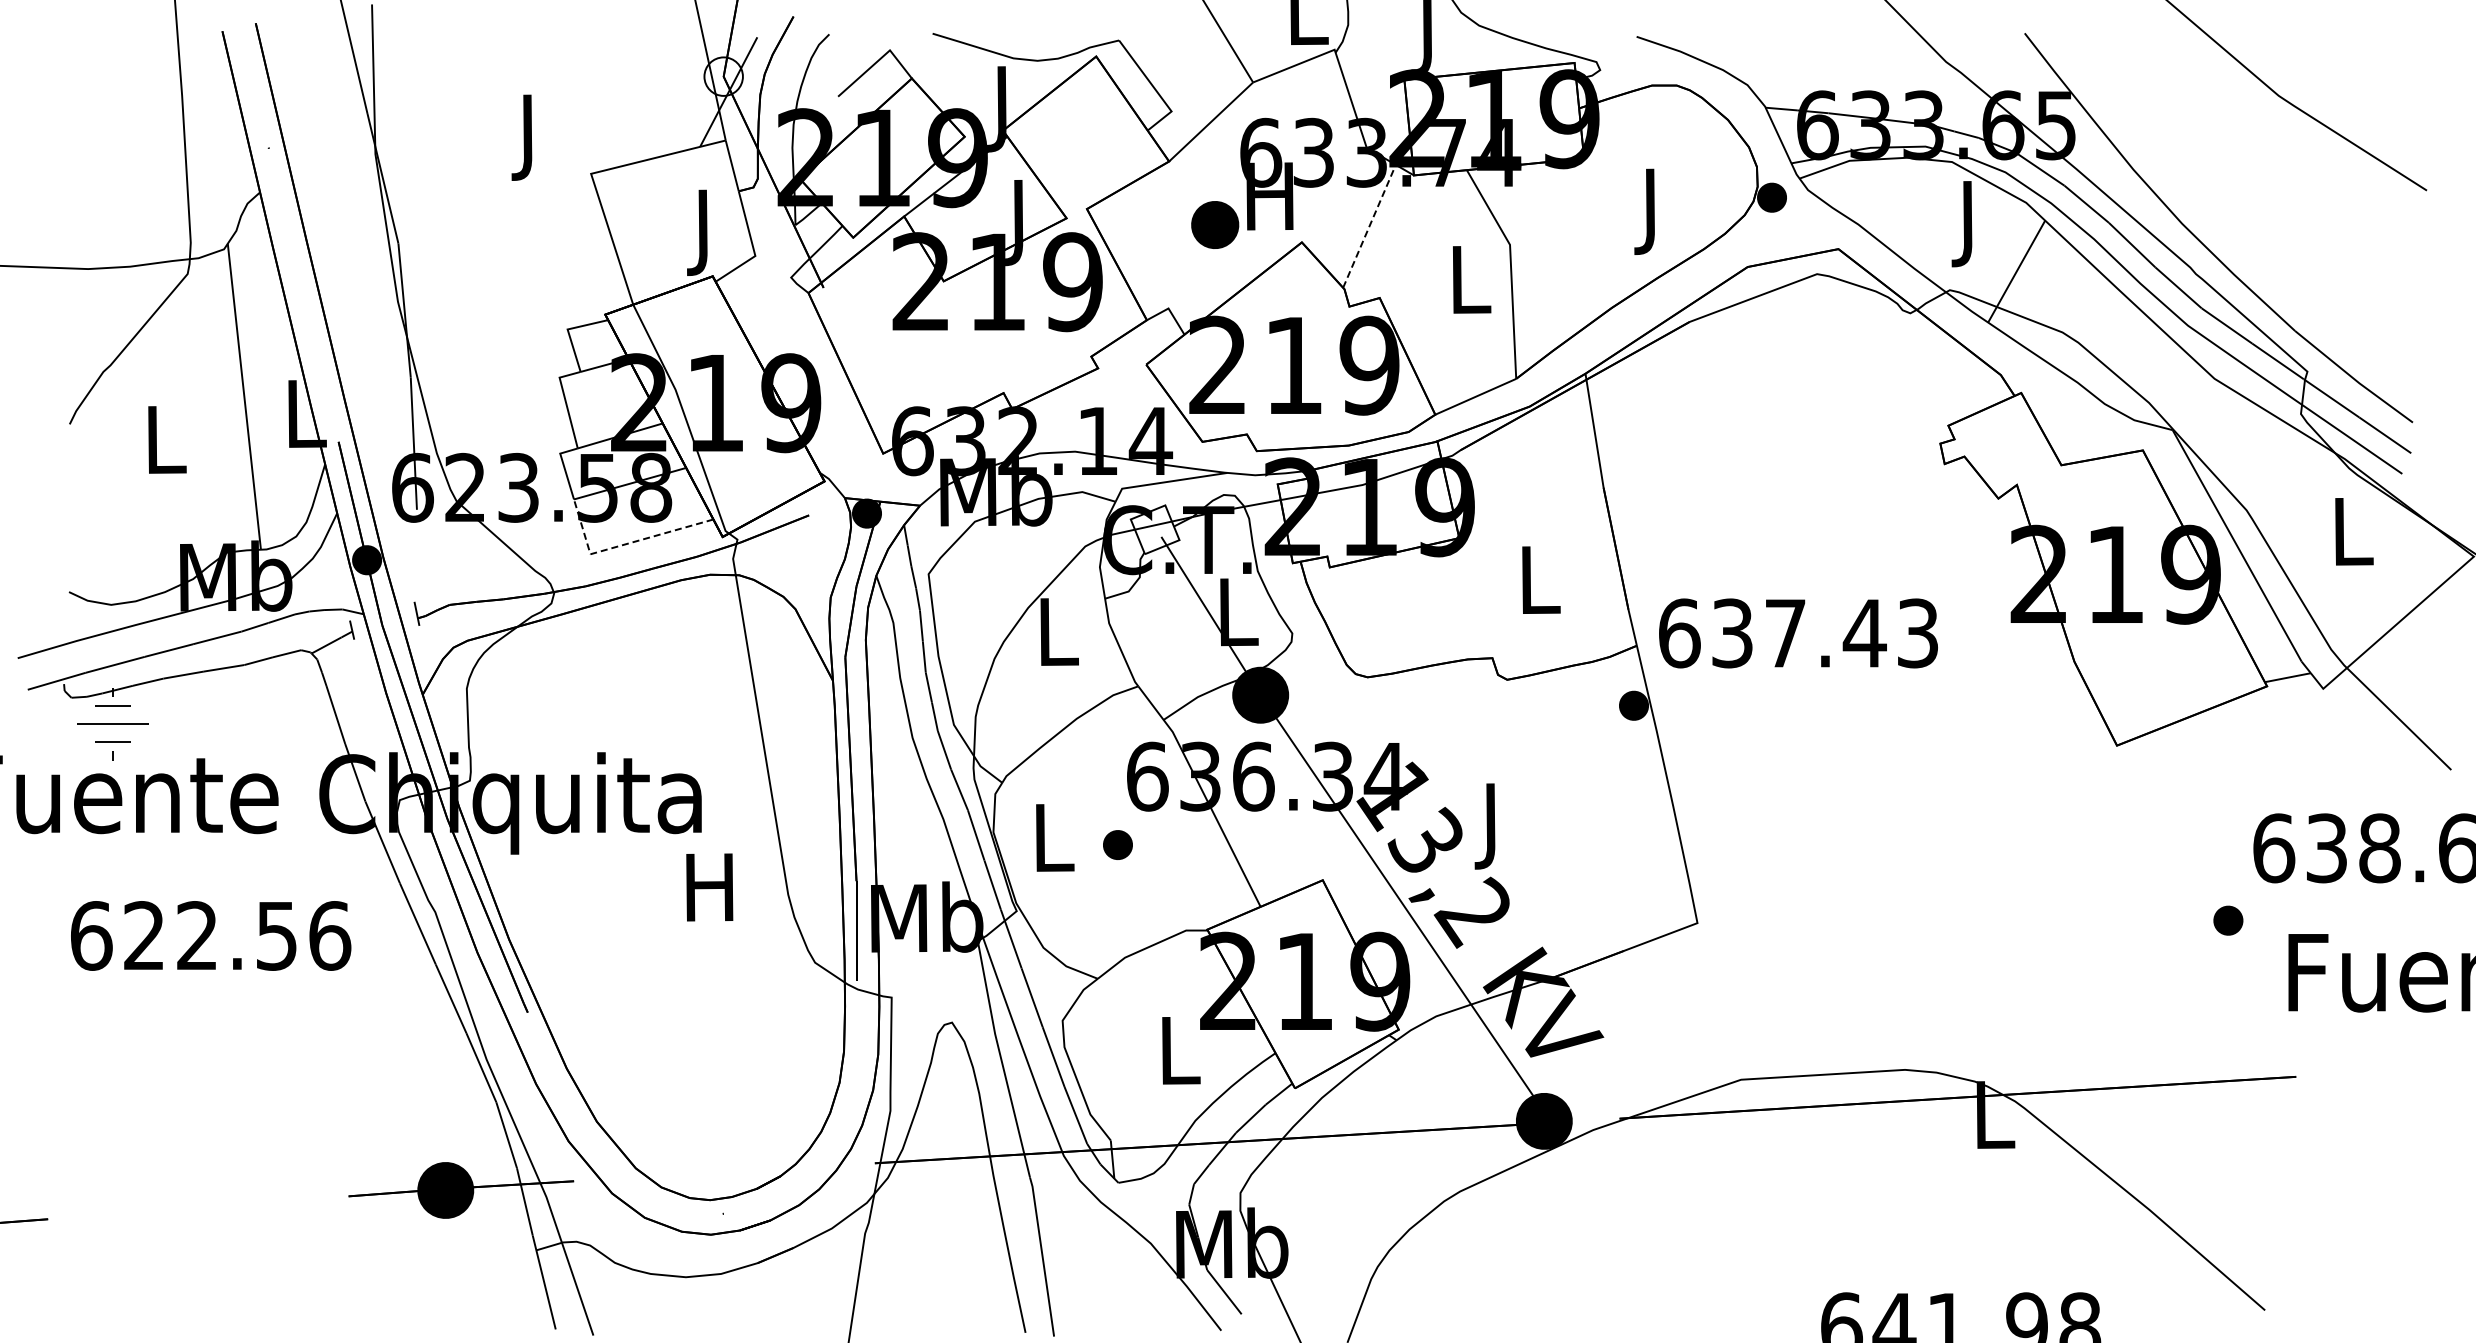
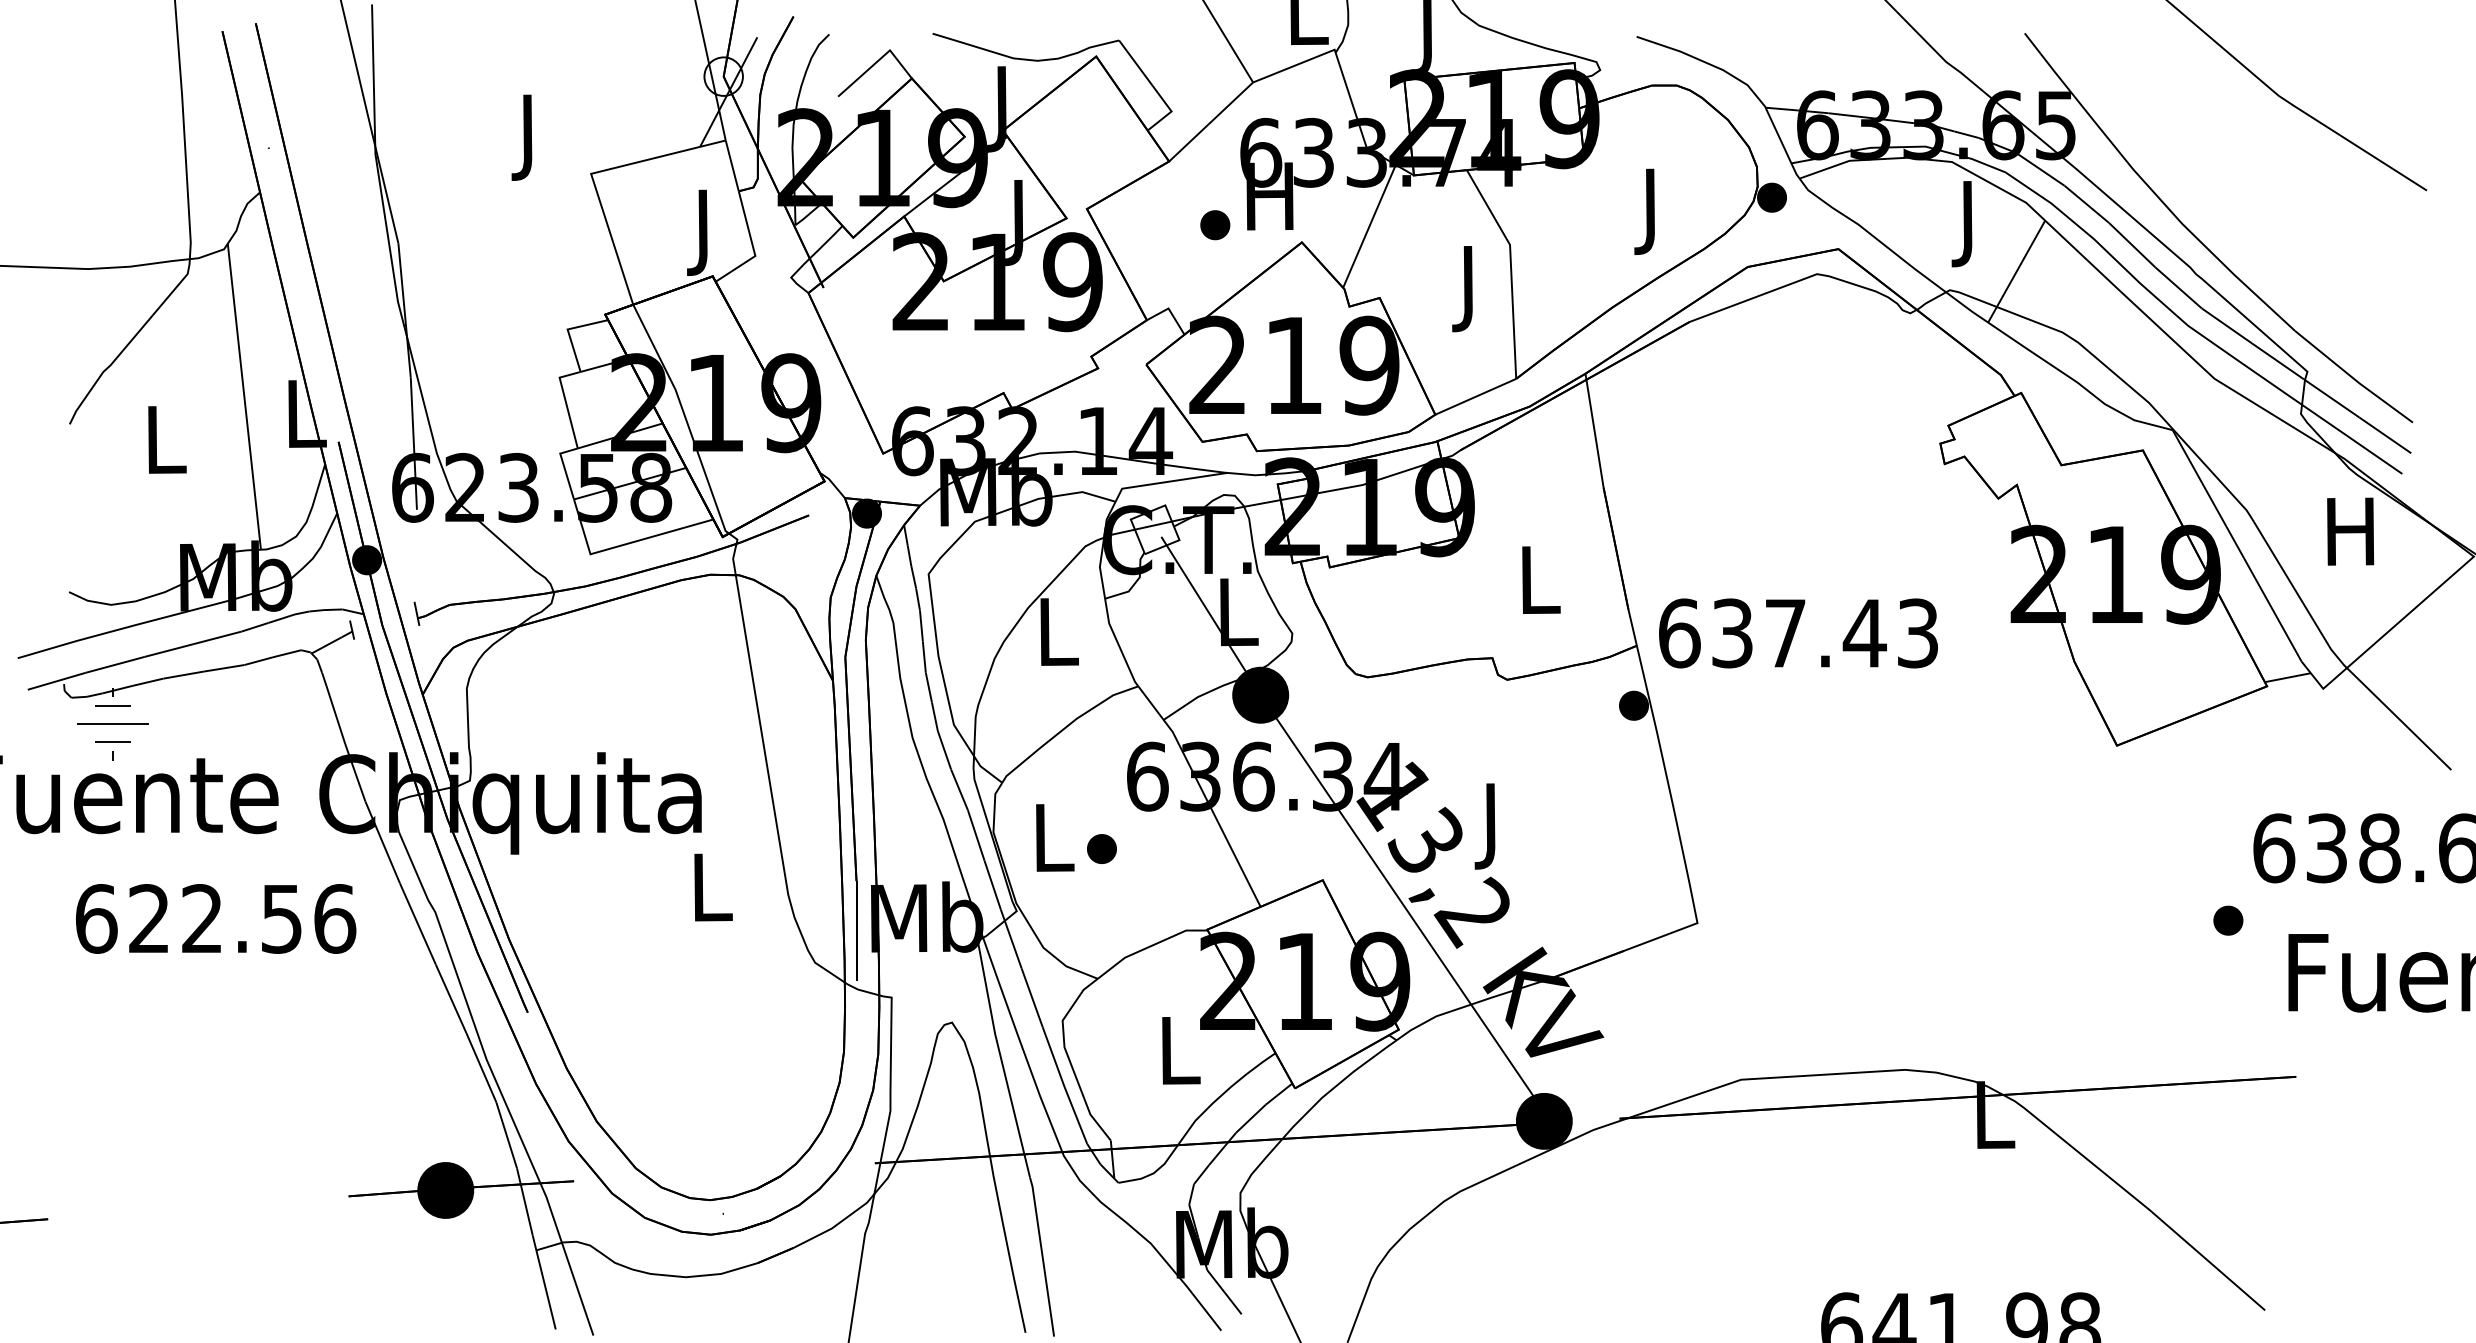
part size: 49x48 px -> 31x31 px (1215, 225)
line: dashed -> solid (1369, 226)
text: L -> J (1471, 289)
text: L -> H (2350, 531)
line: dashed -> solid (623, 545)
part position: (1117, 844) -> (1101, 848) (1101, 848)
text: H -> L (709, 887)
text position: (211, 935) -> (216, 918) (216, 918)
